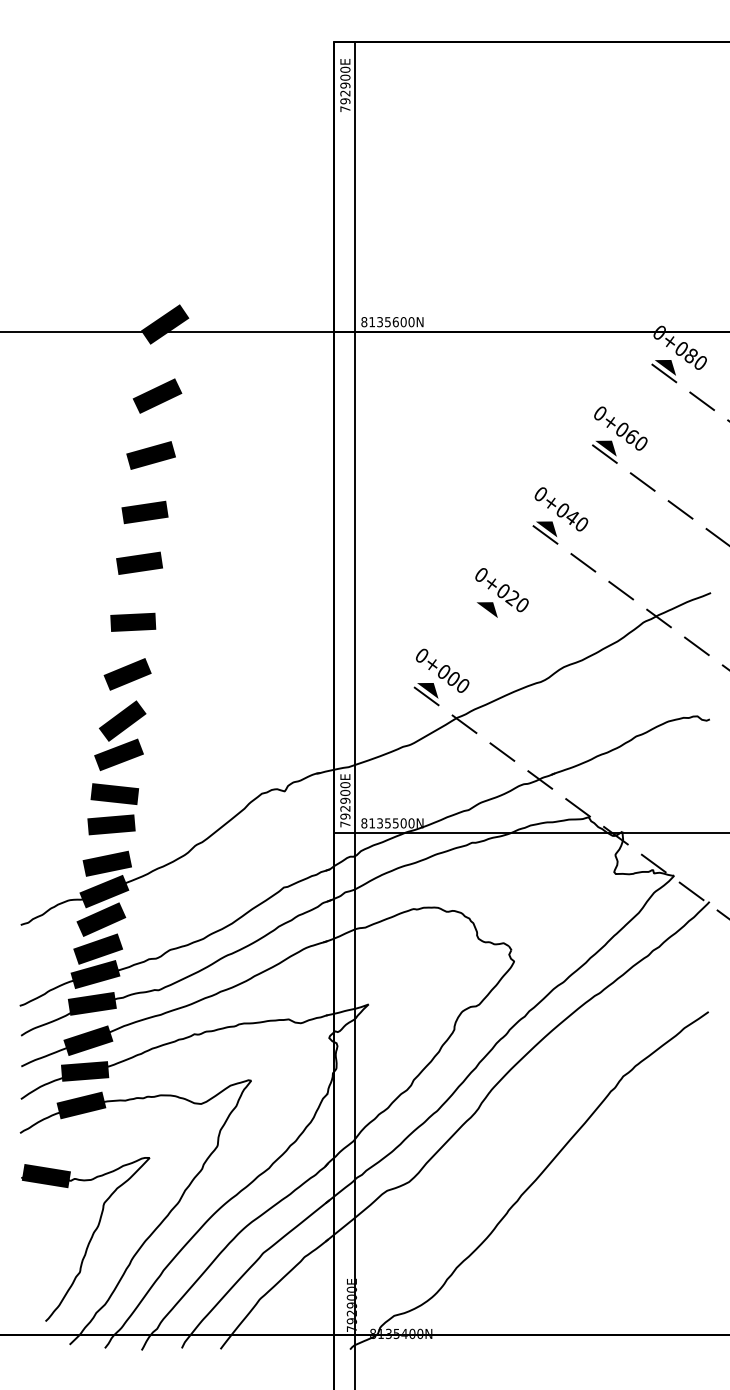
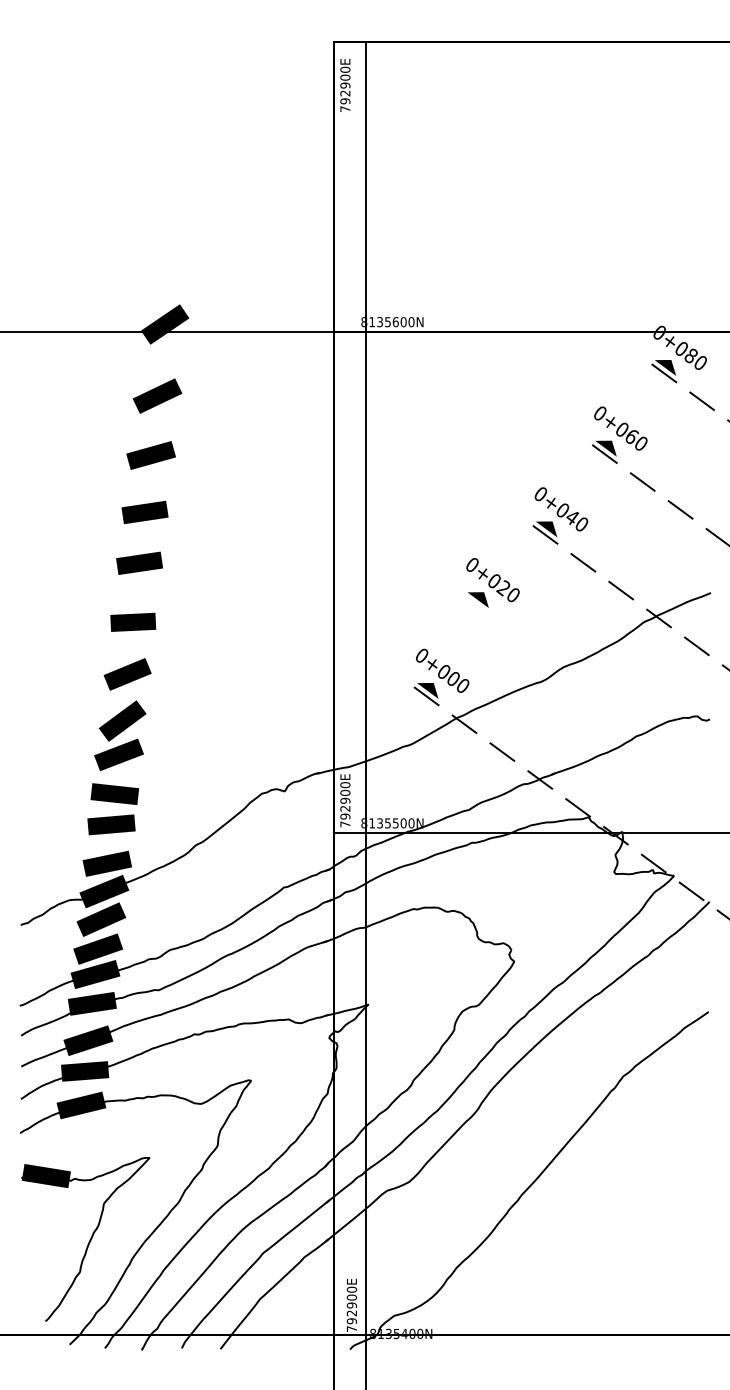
text position: (501, 592) -> (492, 582) (492, 582)
line position: (355, 713) -> (366, 713) (366, 713)
